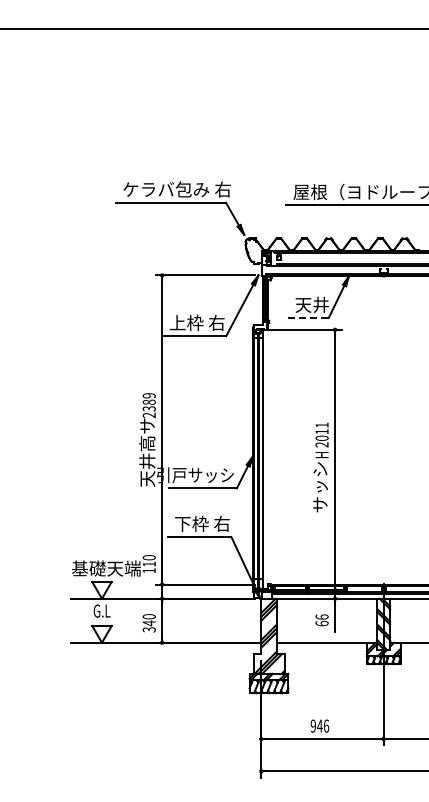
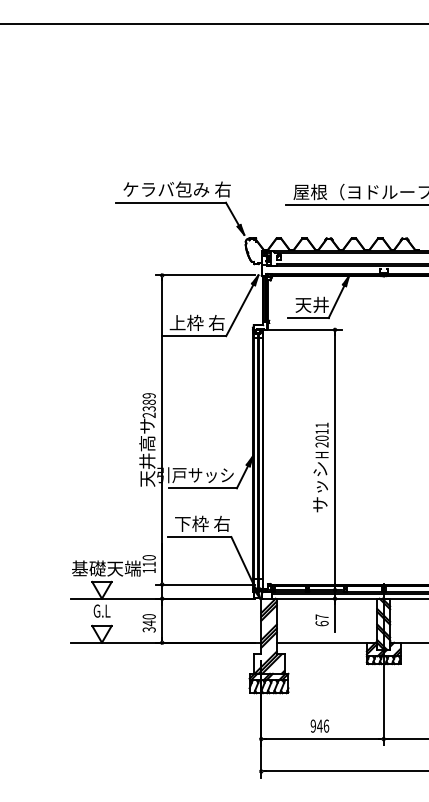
line position: (213, 29) -> (213, 24) (213, 24)
line: dashed -> solid (308, 318)
text: 66 -> 67 (321, 616)
